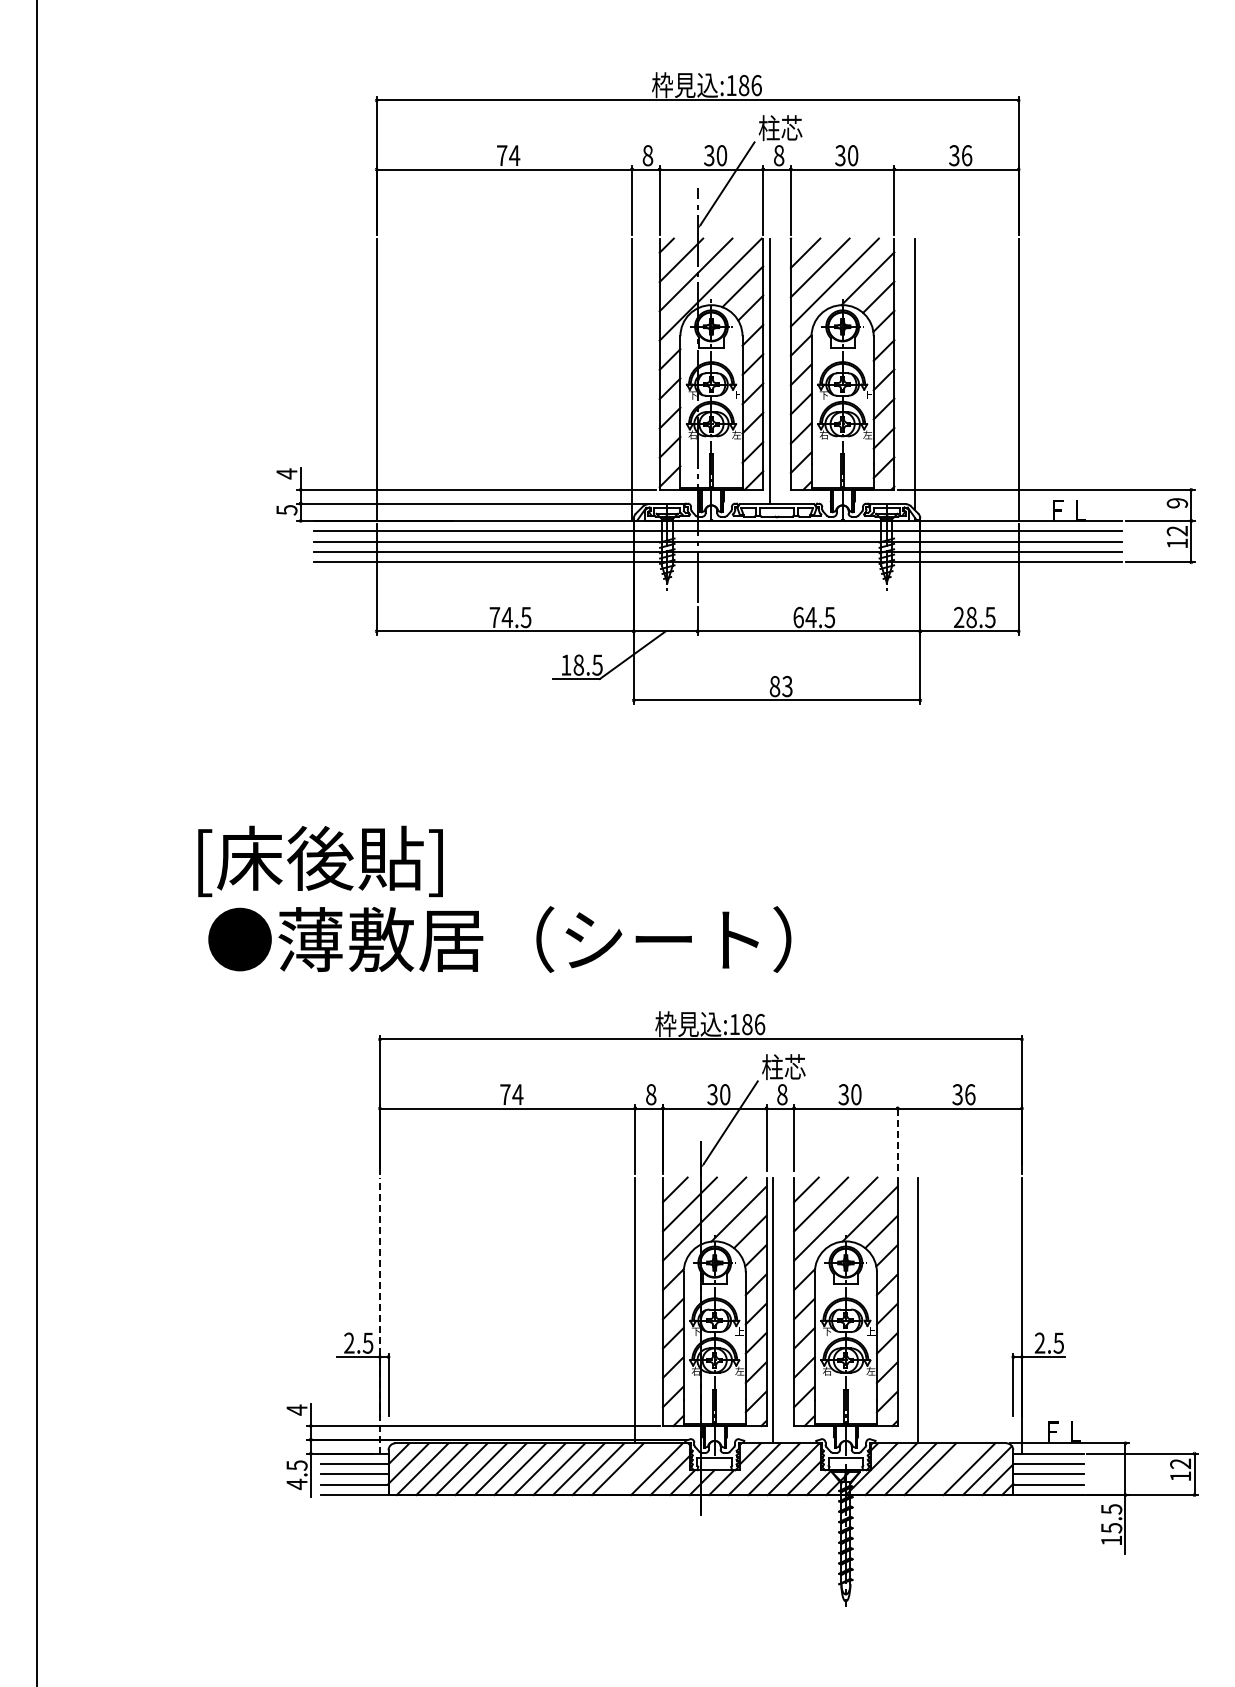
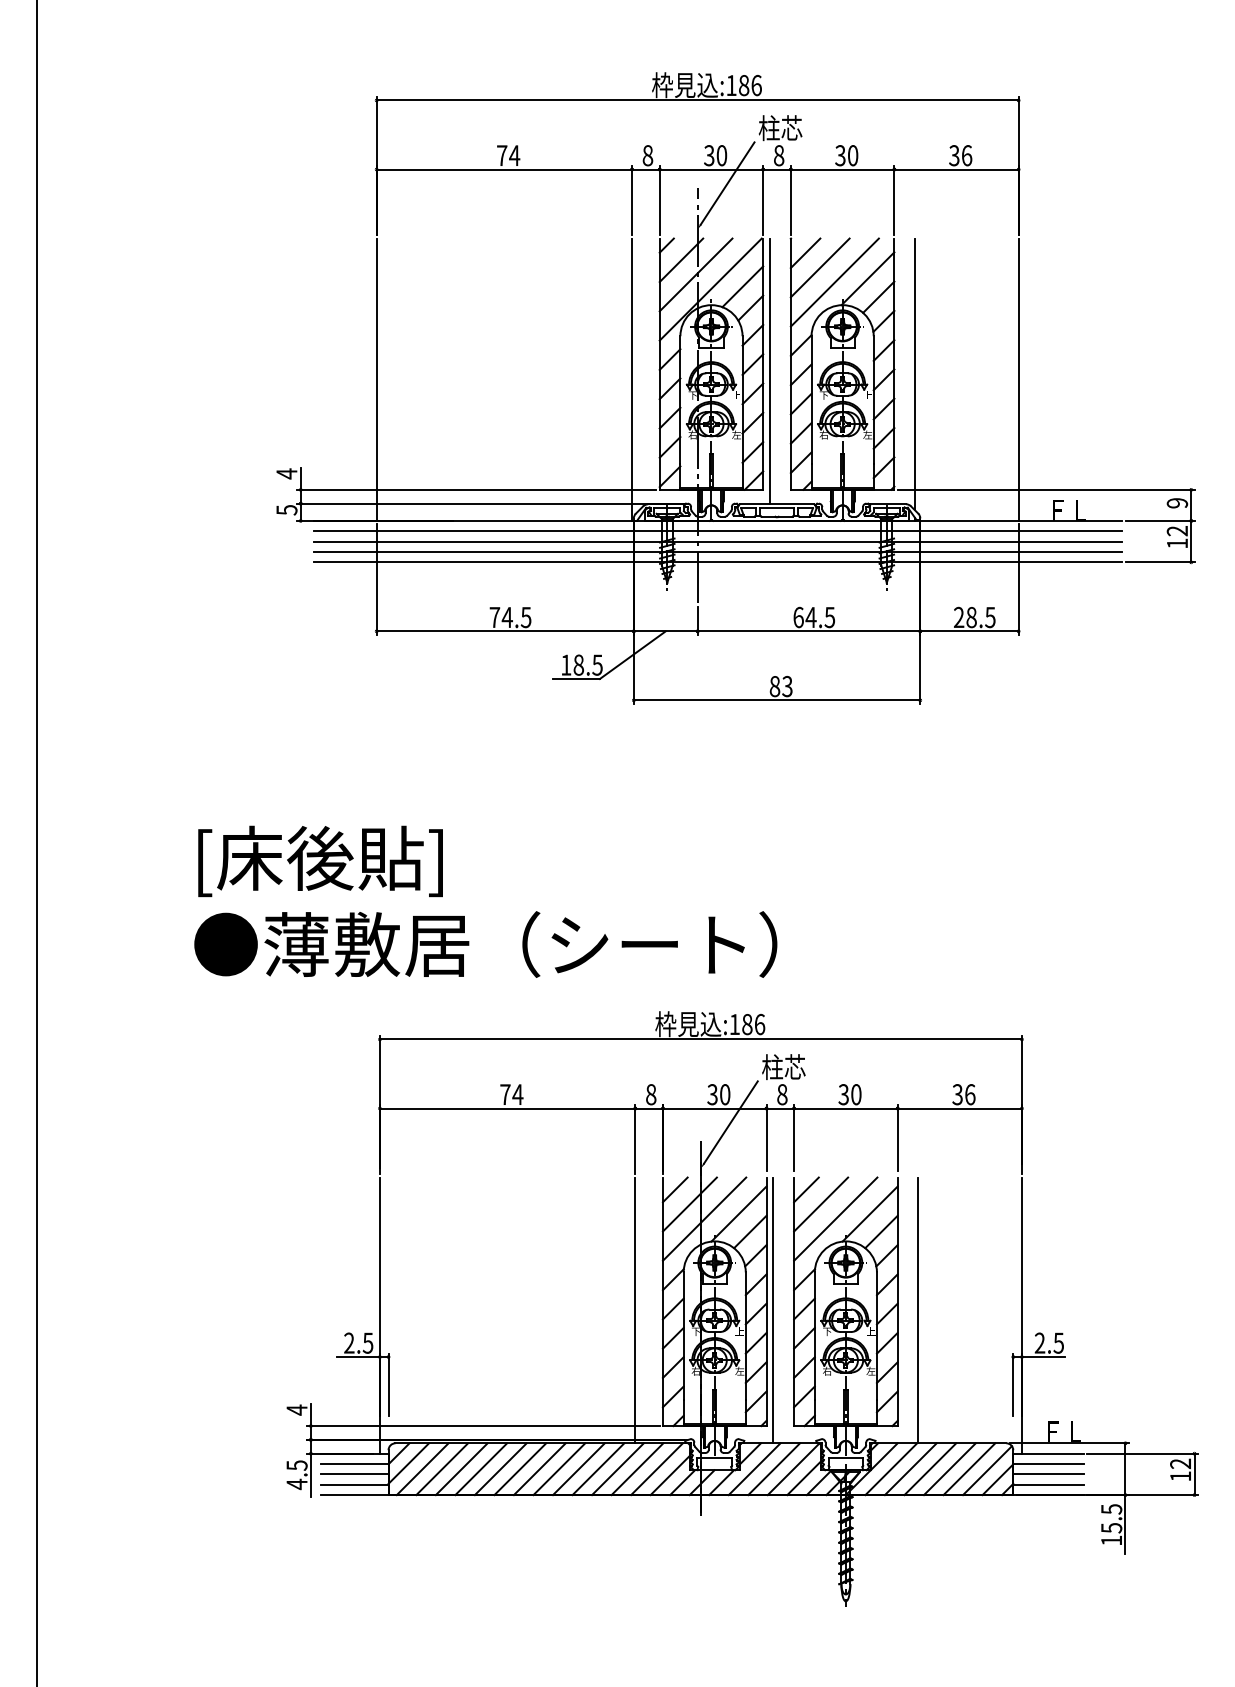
text position: (499, 939) -> (485, 944) (485, 944)
line: dashed -> solid (897, 1137)
line: dashed -> solid (379, 1315)
line: none -> present (637, 1469)
line: none -> present (949, 1469)
